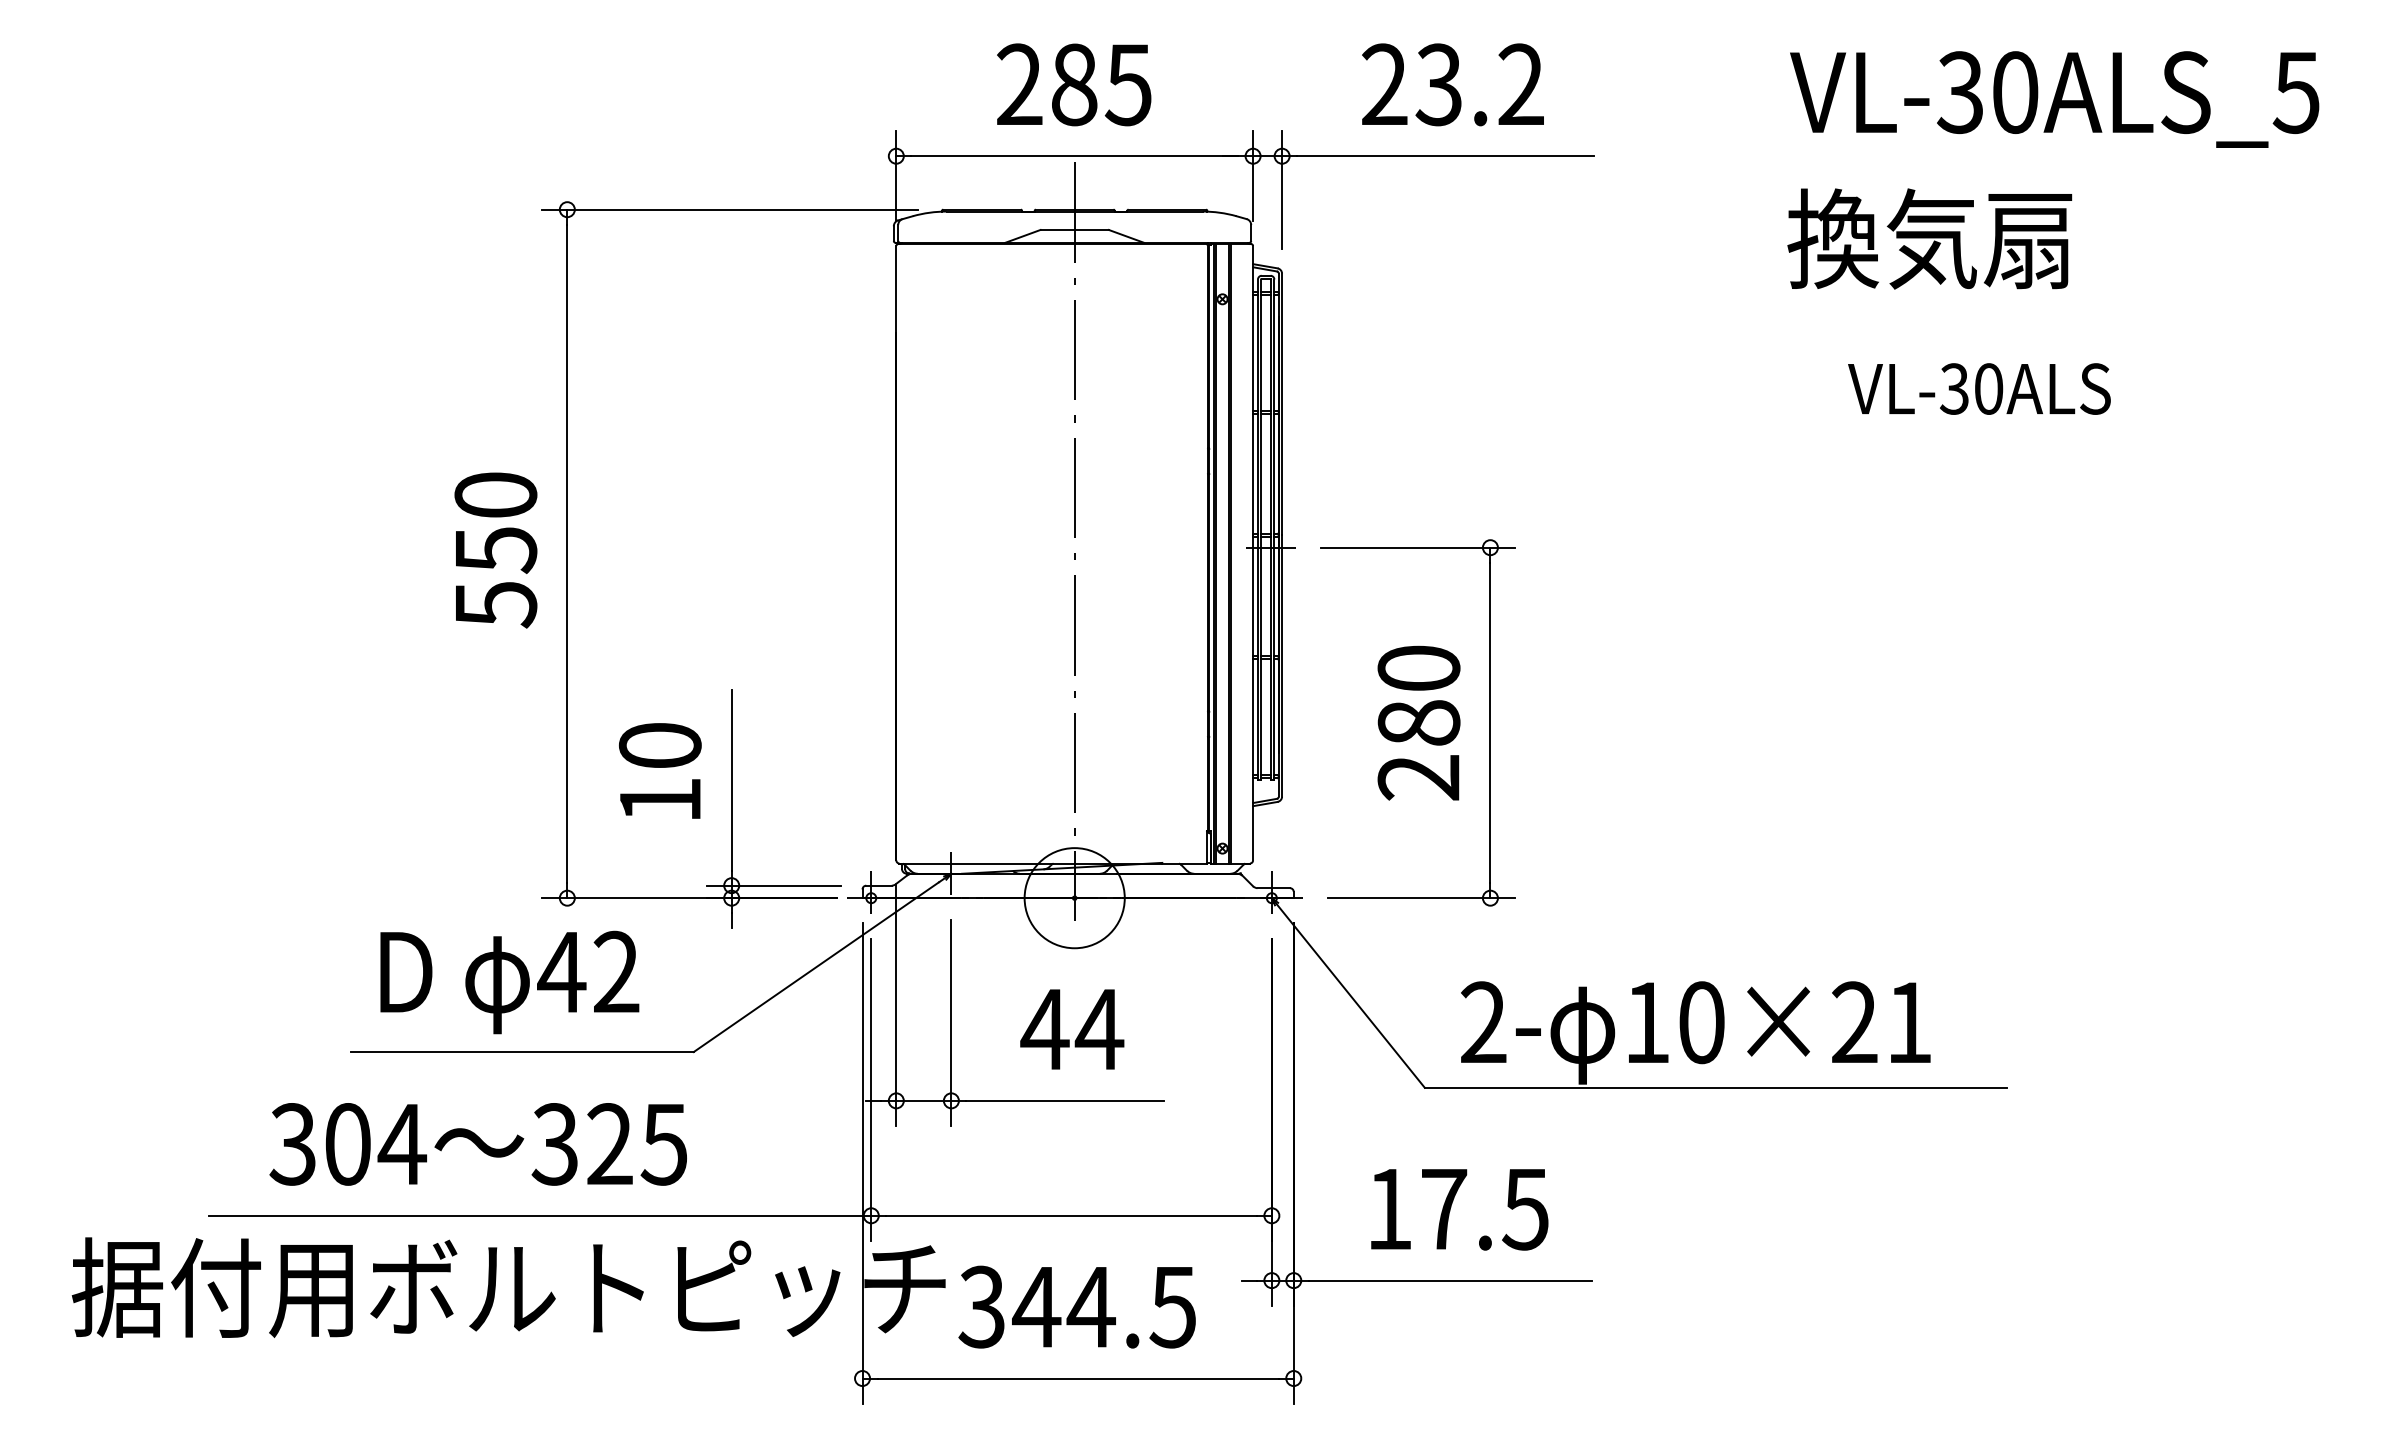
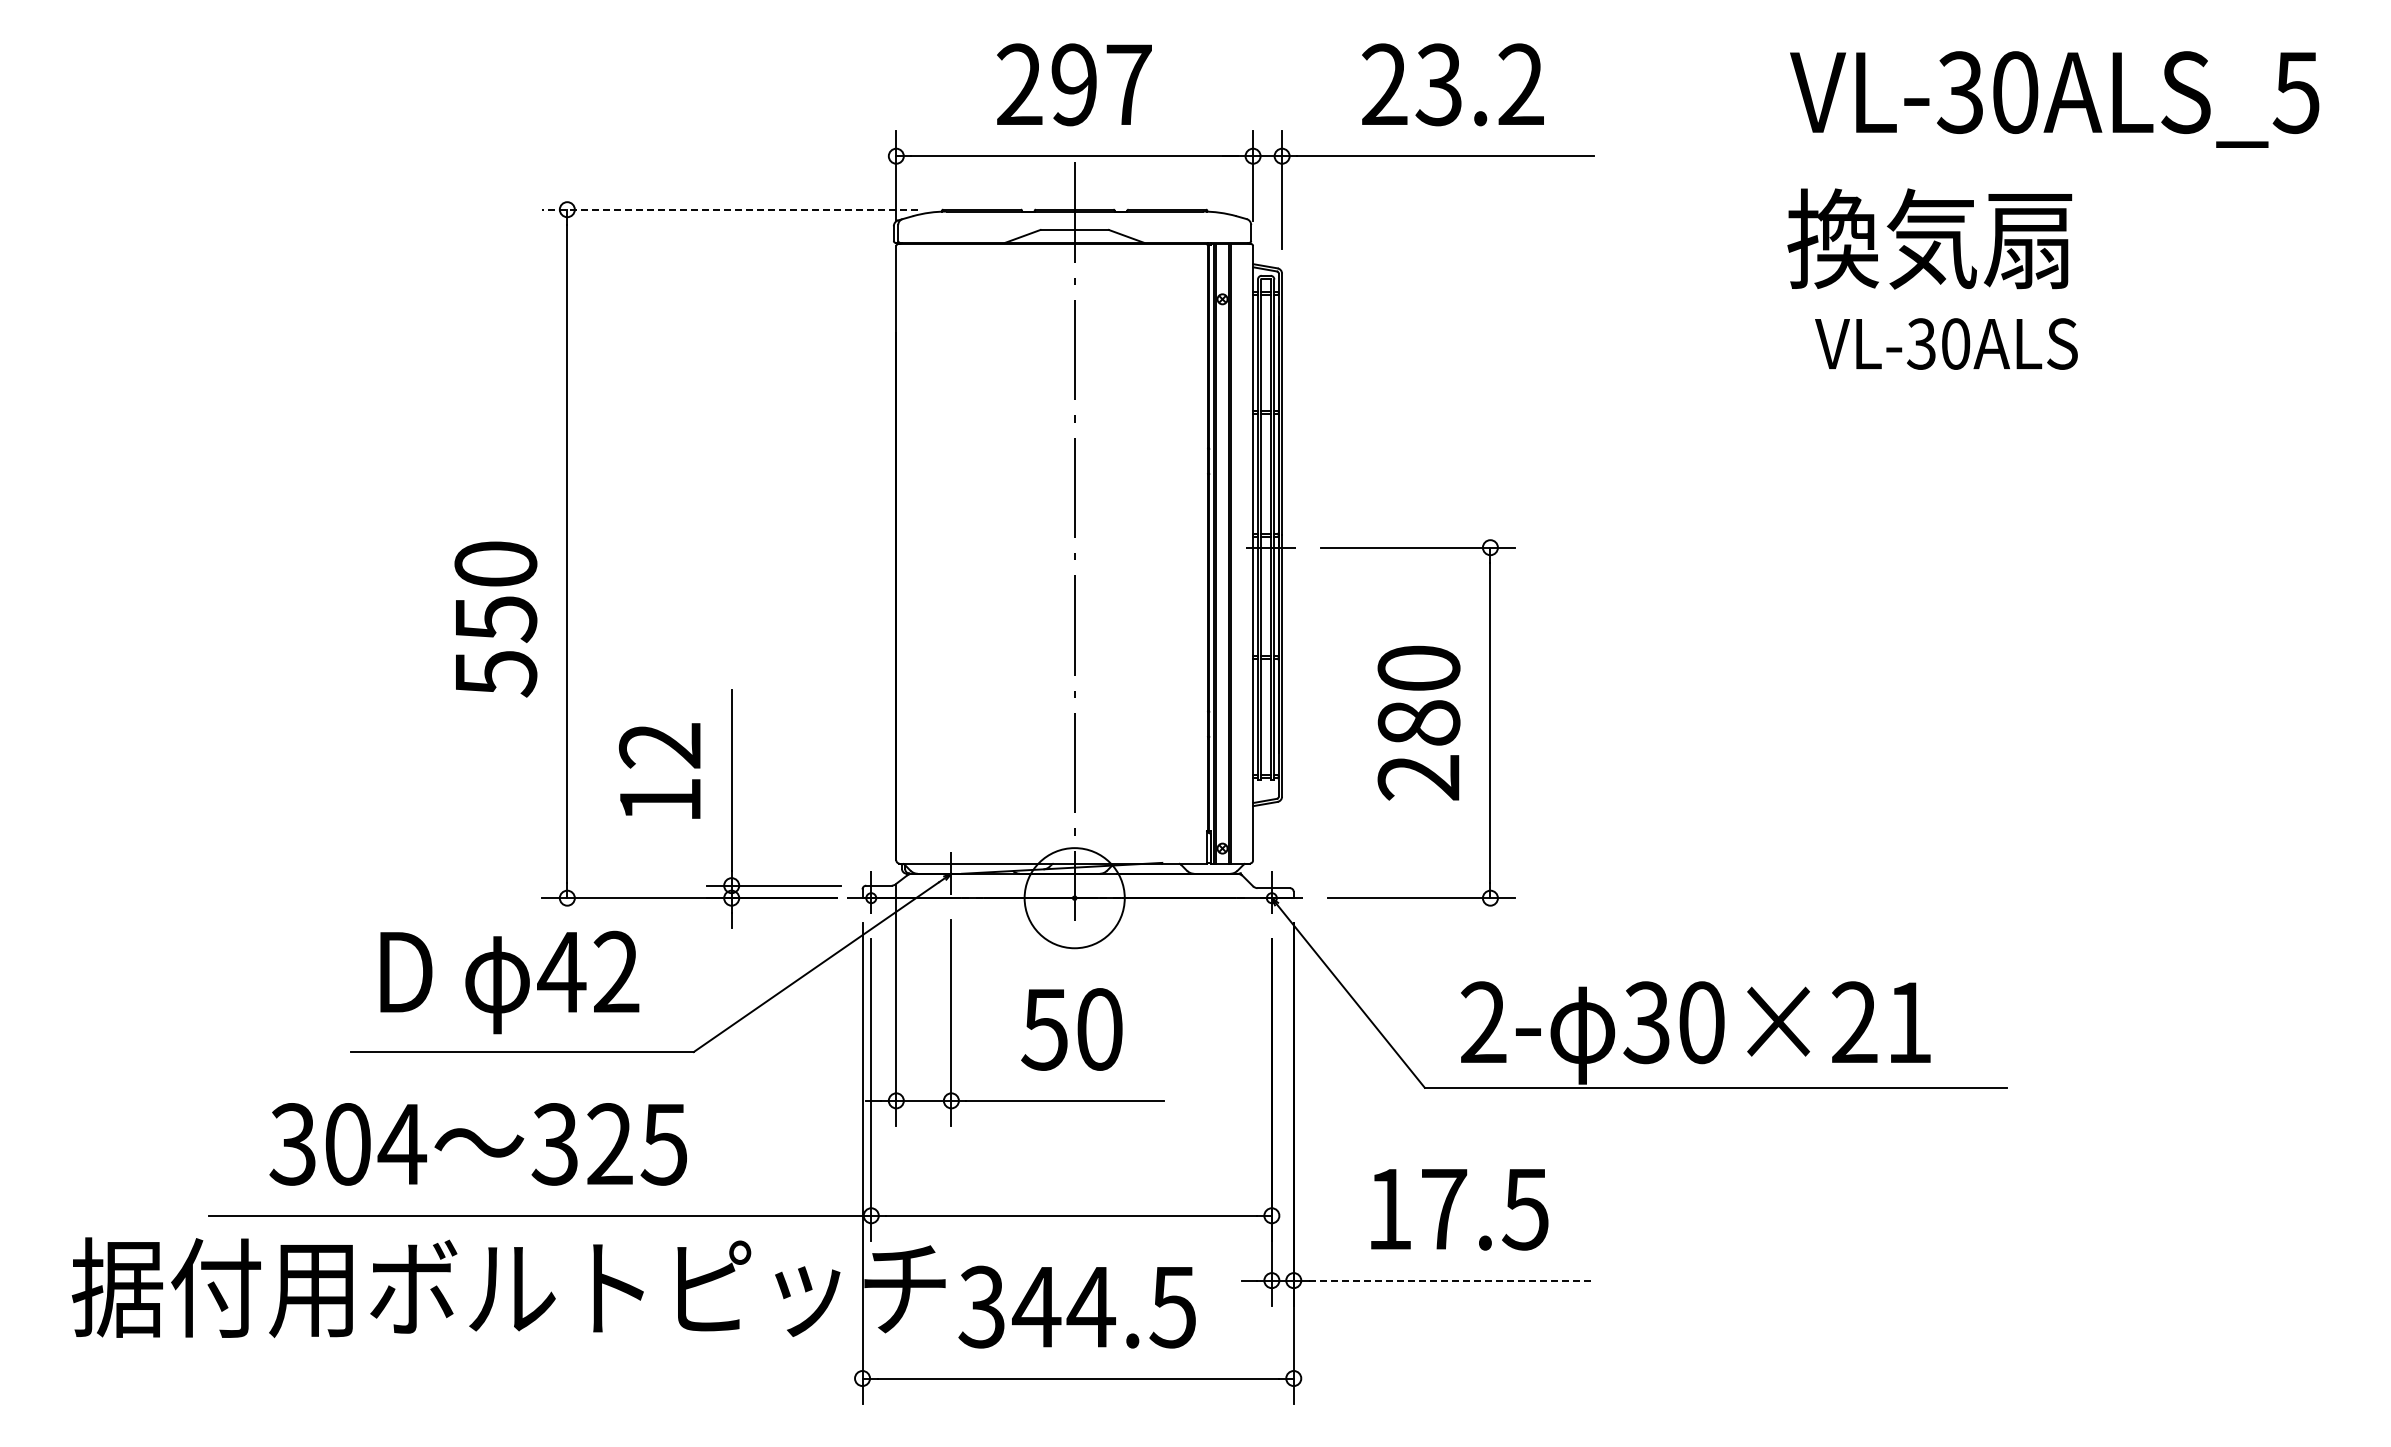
text: 285 -> 297 (1101, 84)
line: solid -> dashed (730, 209)
text position: (1979, 388) -> (1946, 343) (1946, 343)
text position: (495, 550) -> (495, 619) (495, 619)
text: 10 -> 12 (659, 745)
text: 10×21 -> 30×21 (1646, 1022)
text: 44 -> 50 (1072, 1029)
line: solid -> dashed (1450, 1280)
